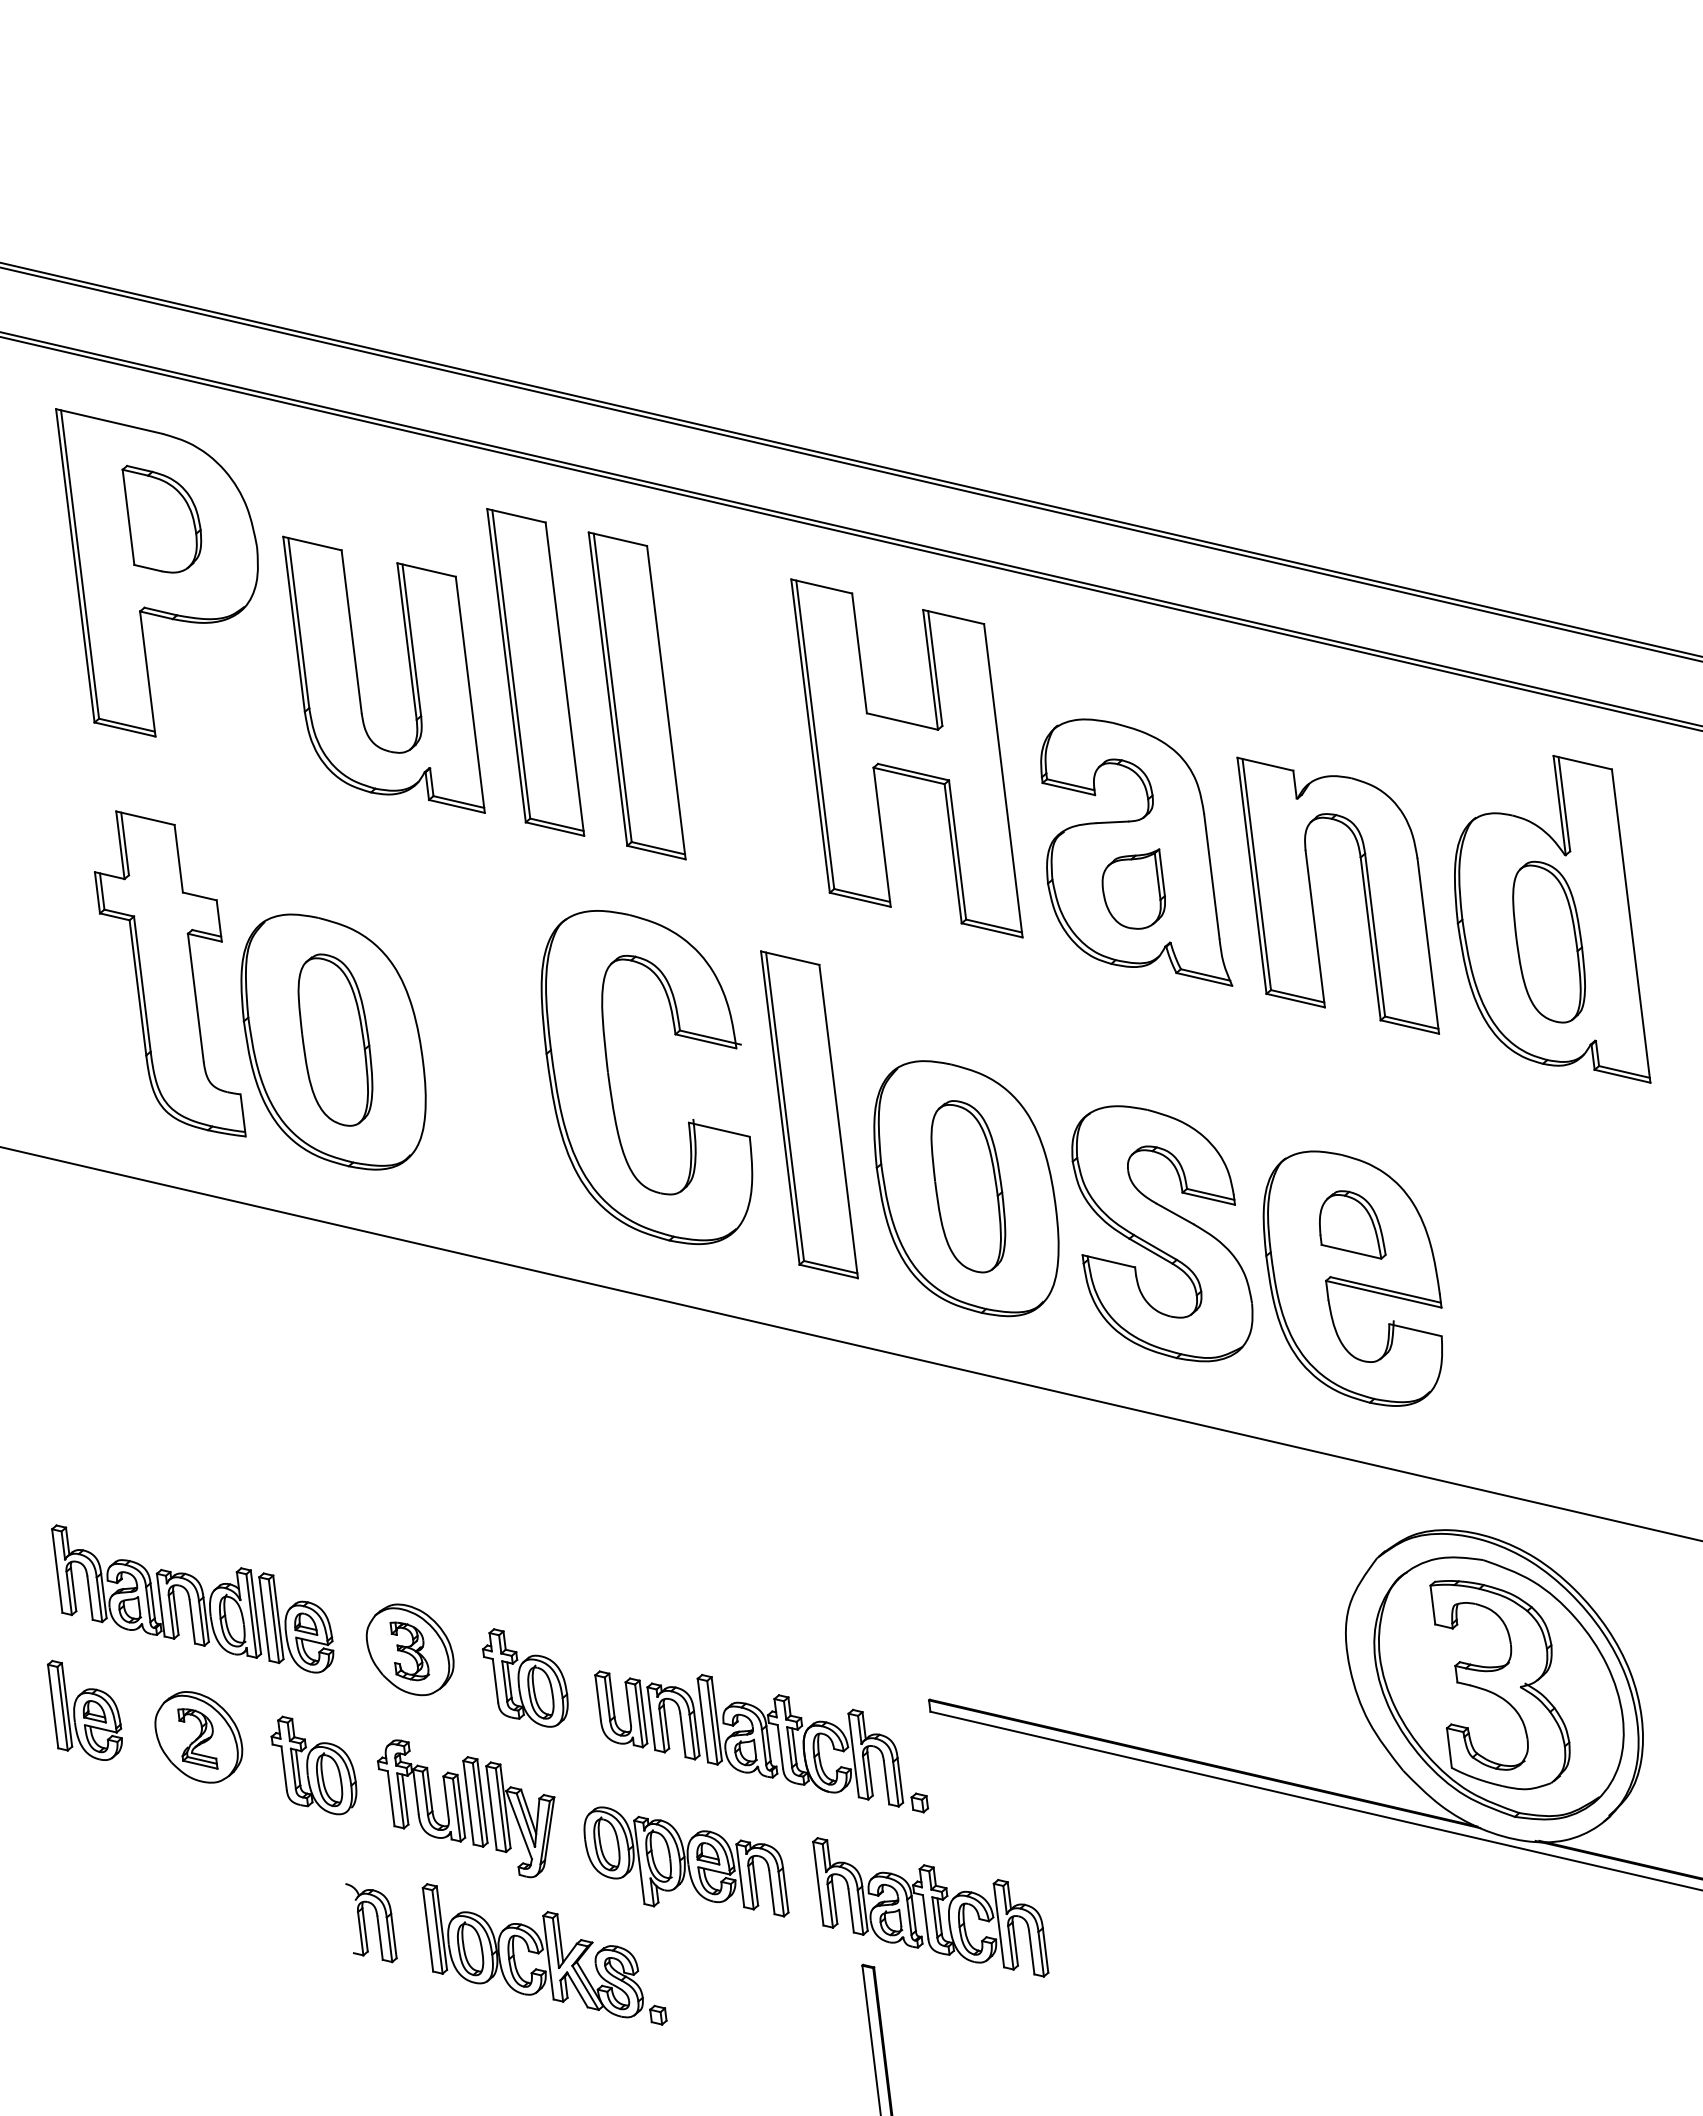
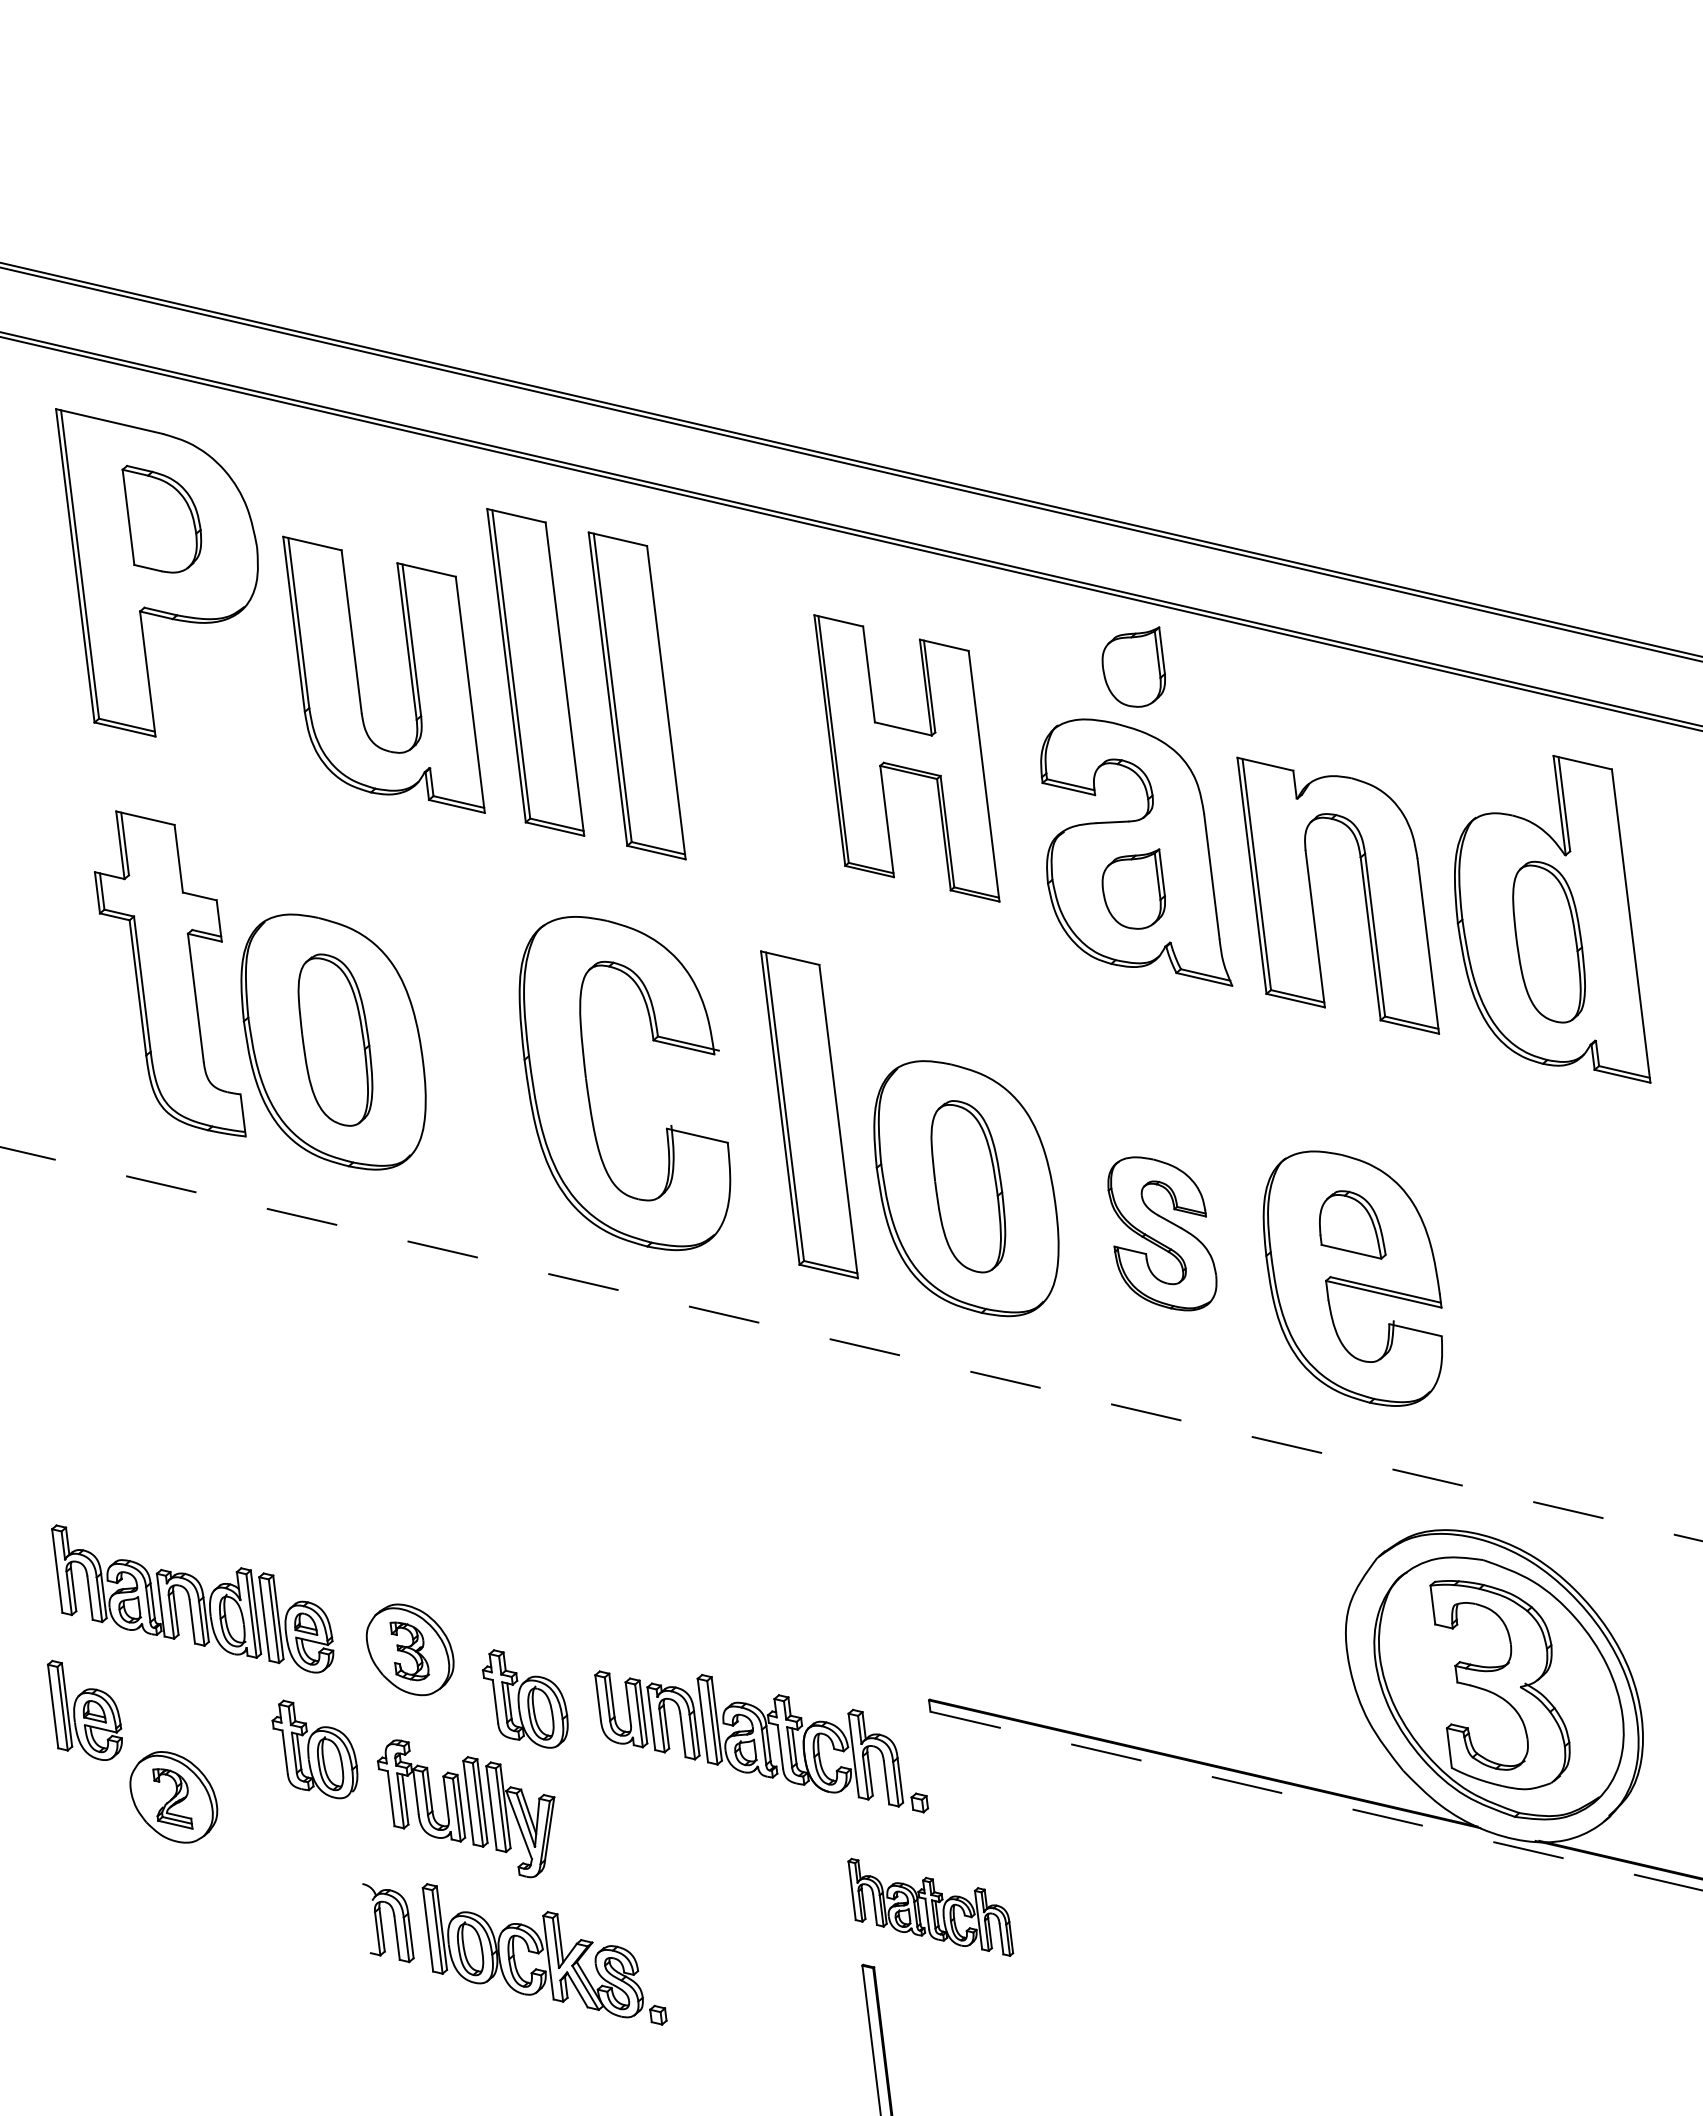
part: none -> present (1133, 666)
part size: 234x361 px -> 188x289 px (906, 758)
part position: (610, 1081) -> (588, 1087) (588, 1087)
part size: 183x258 px -> 111x156 px (1162, 1233)
line: solid -> dashed (851, 1344)
part position: (525, 1677) -> (525, 1698) (525, 1698)
part position: (198, 1737) -> (173, 1797) (173, 1797)
part position: (313, 1765) -> (314, 1749) (314, 1749)
line: solid -> dashed (1317, 1801)
part: present -> none (686, 1861)
part size: 238x141 px -> 168x100 px (930, 1906)
part position: (371, 1923) -> (388, 1923) (388, 1923)
